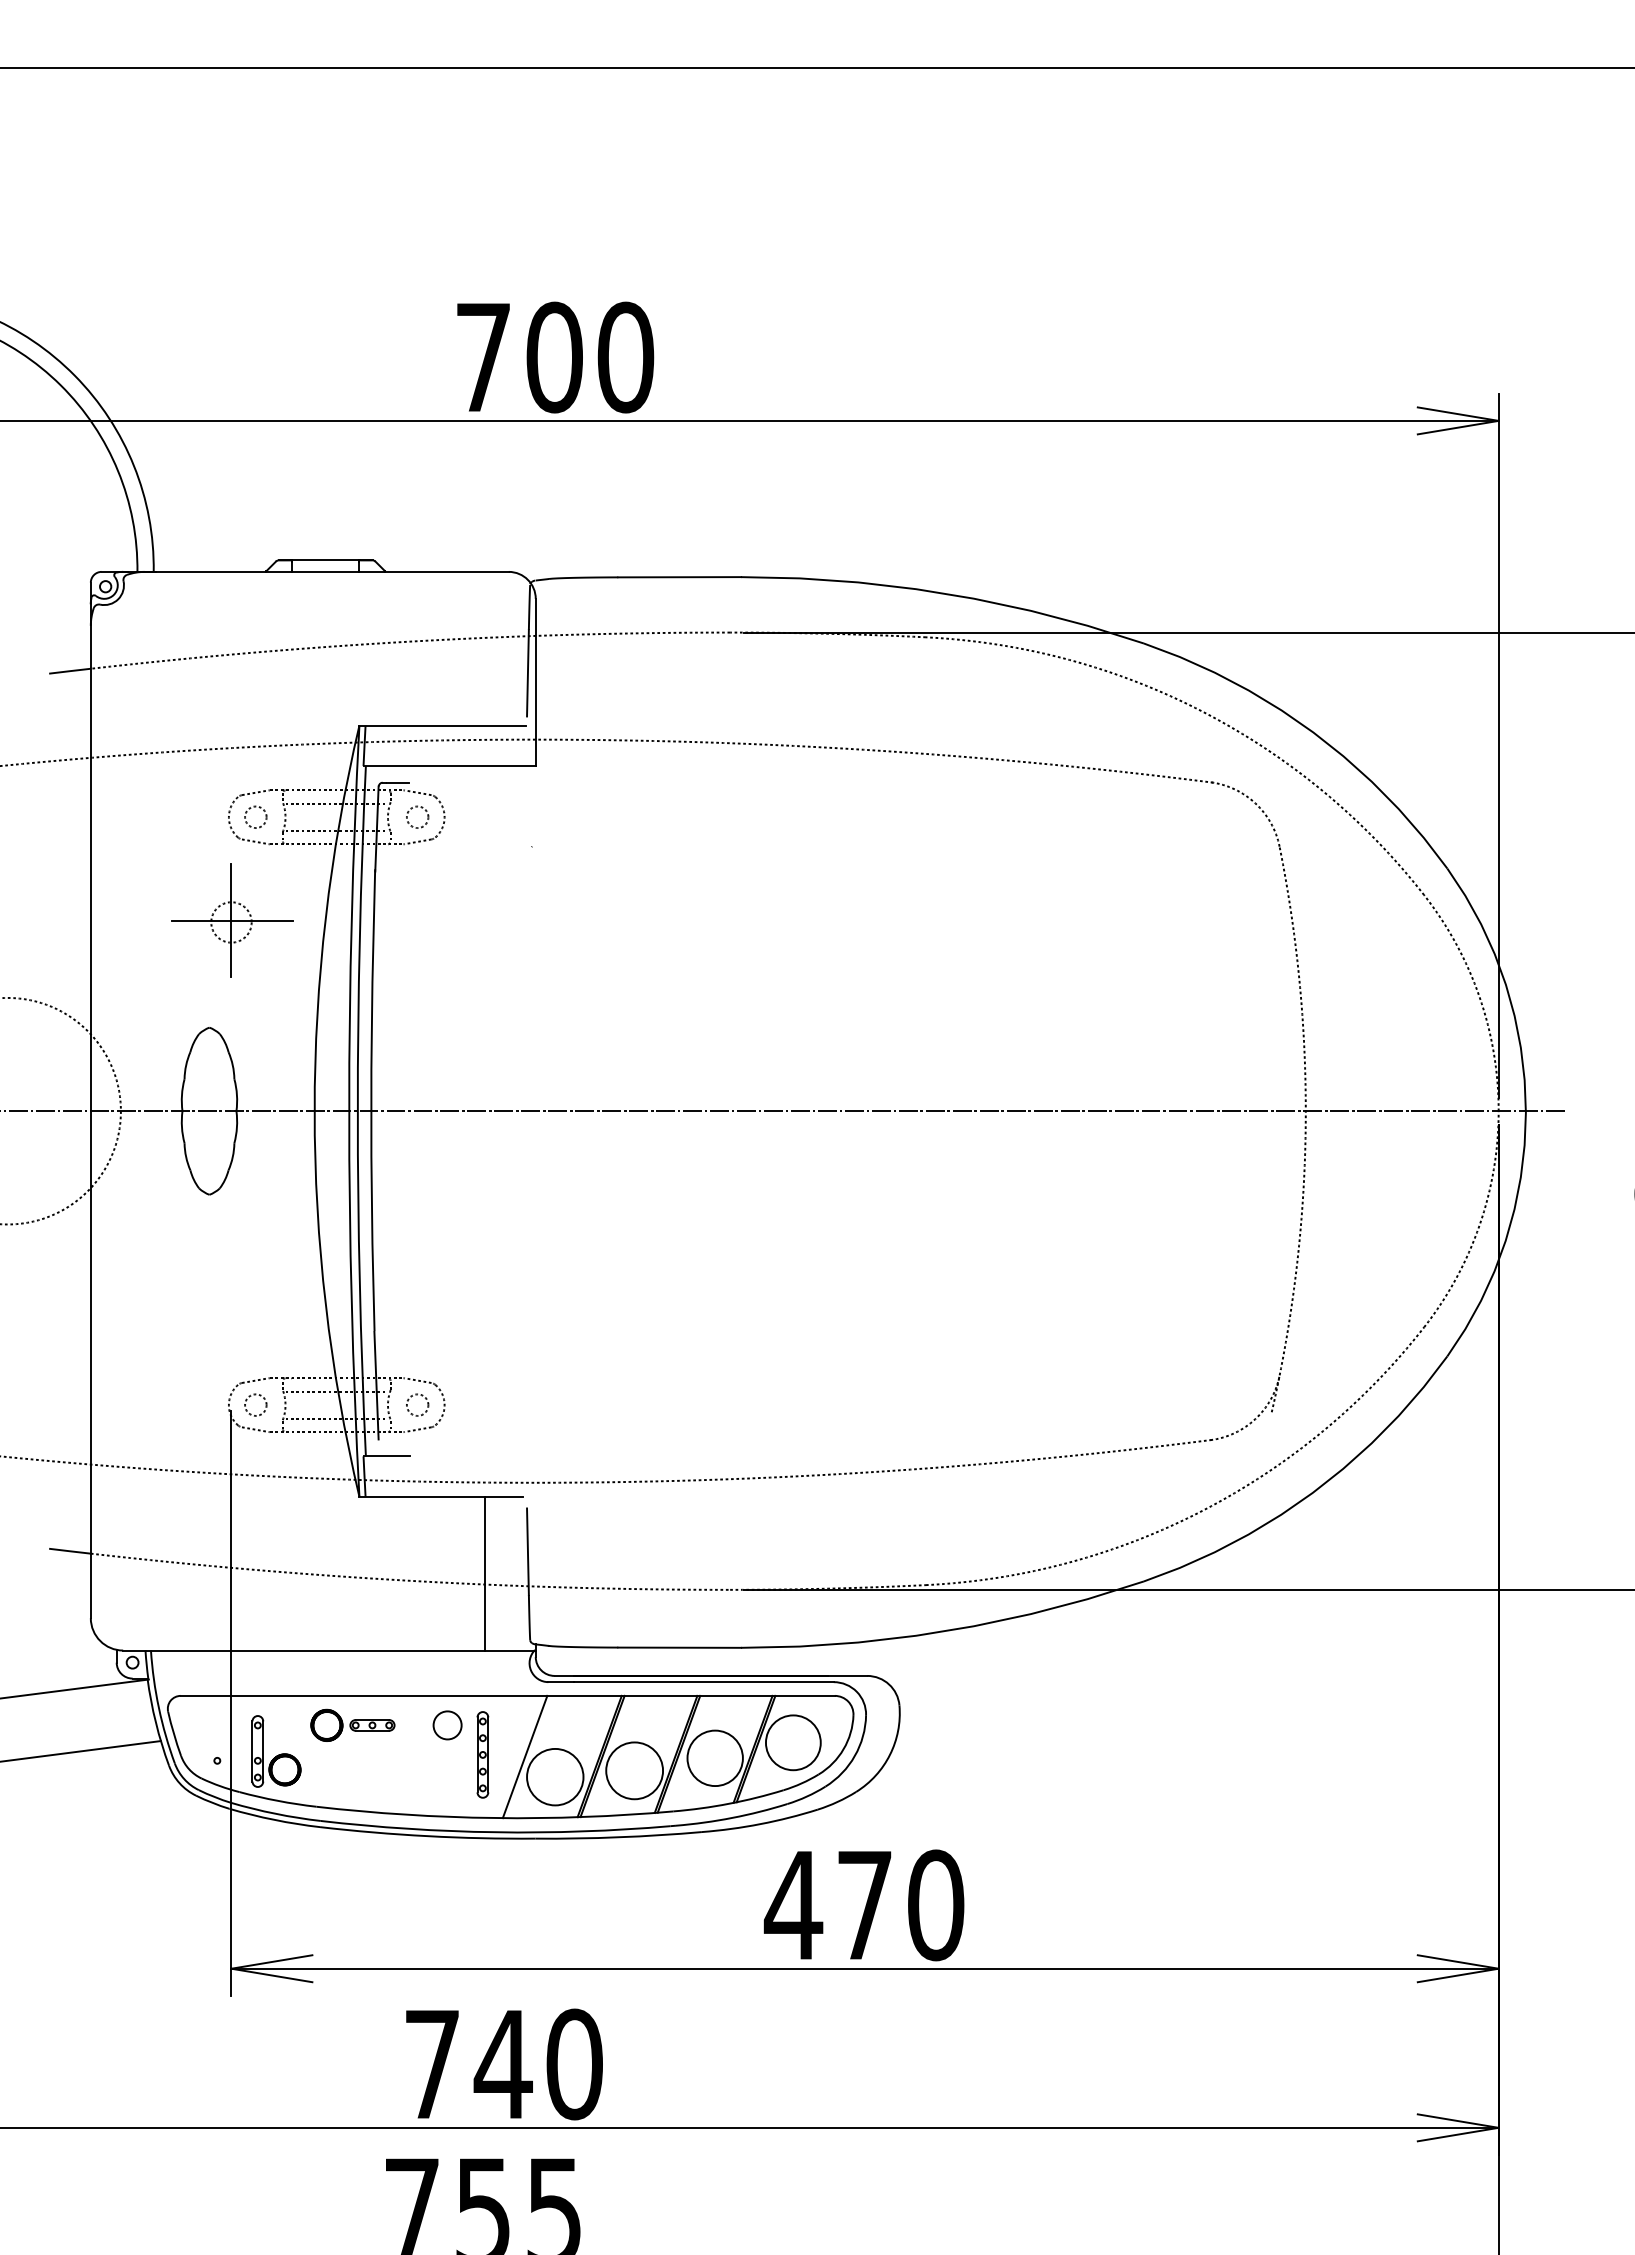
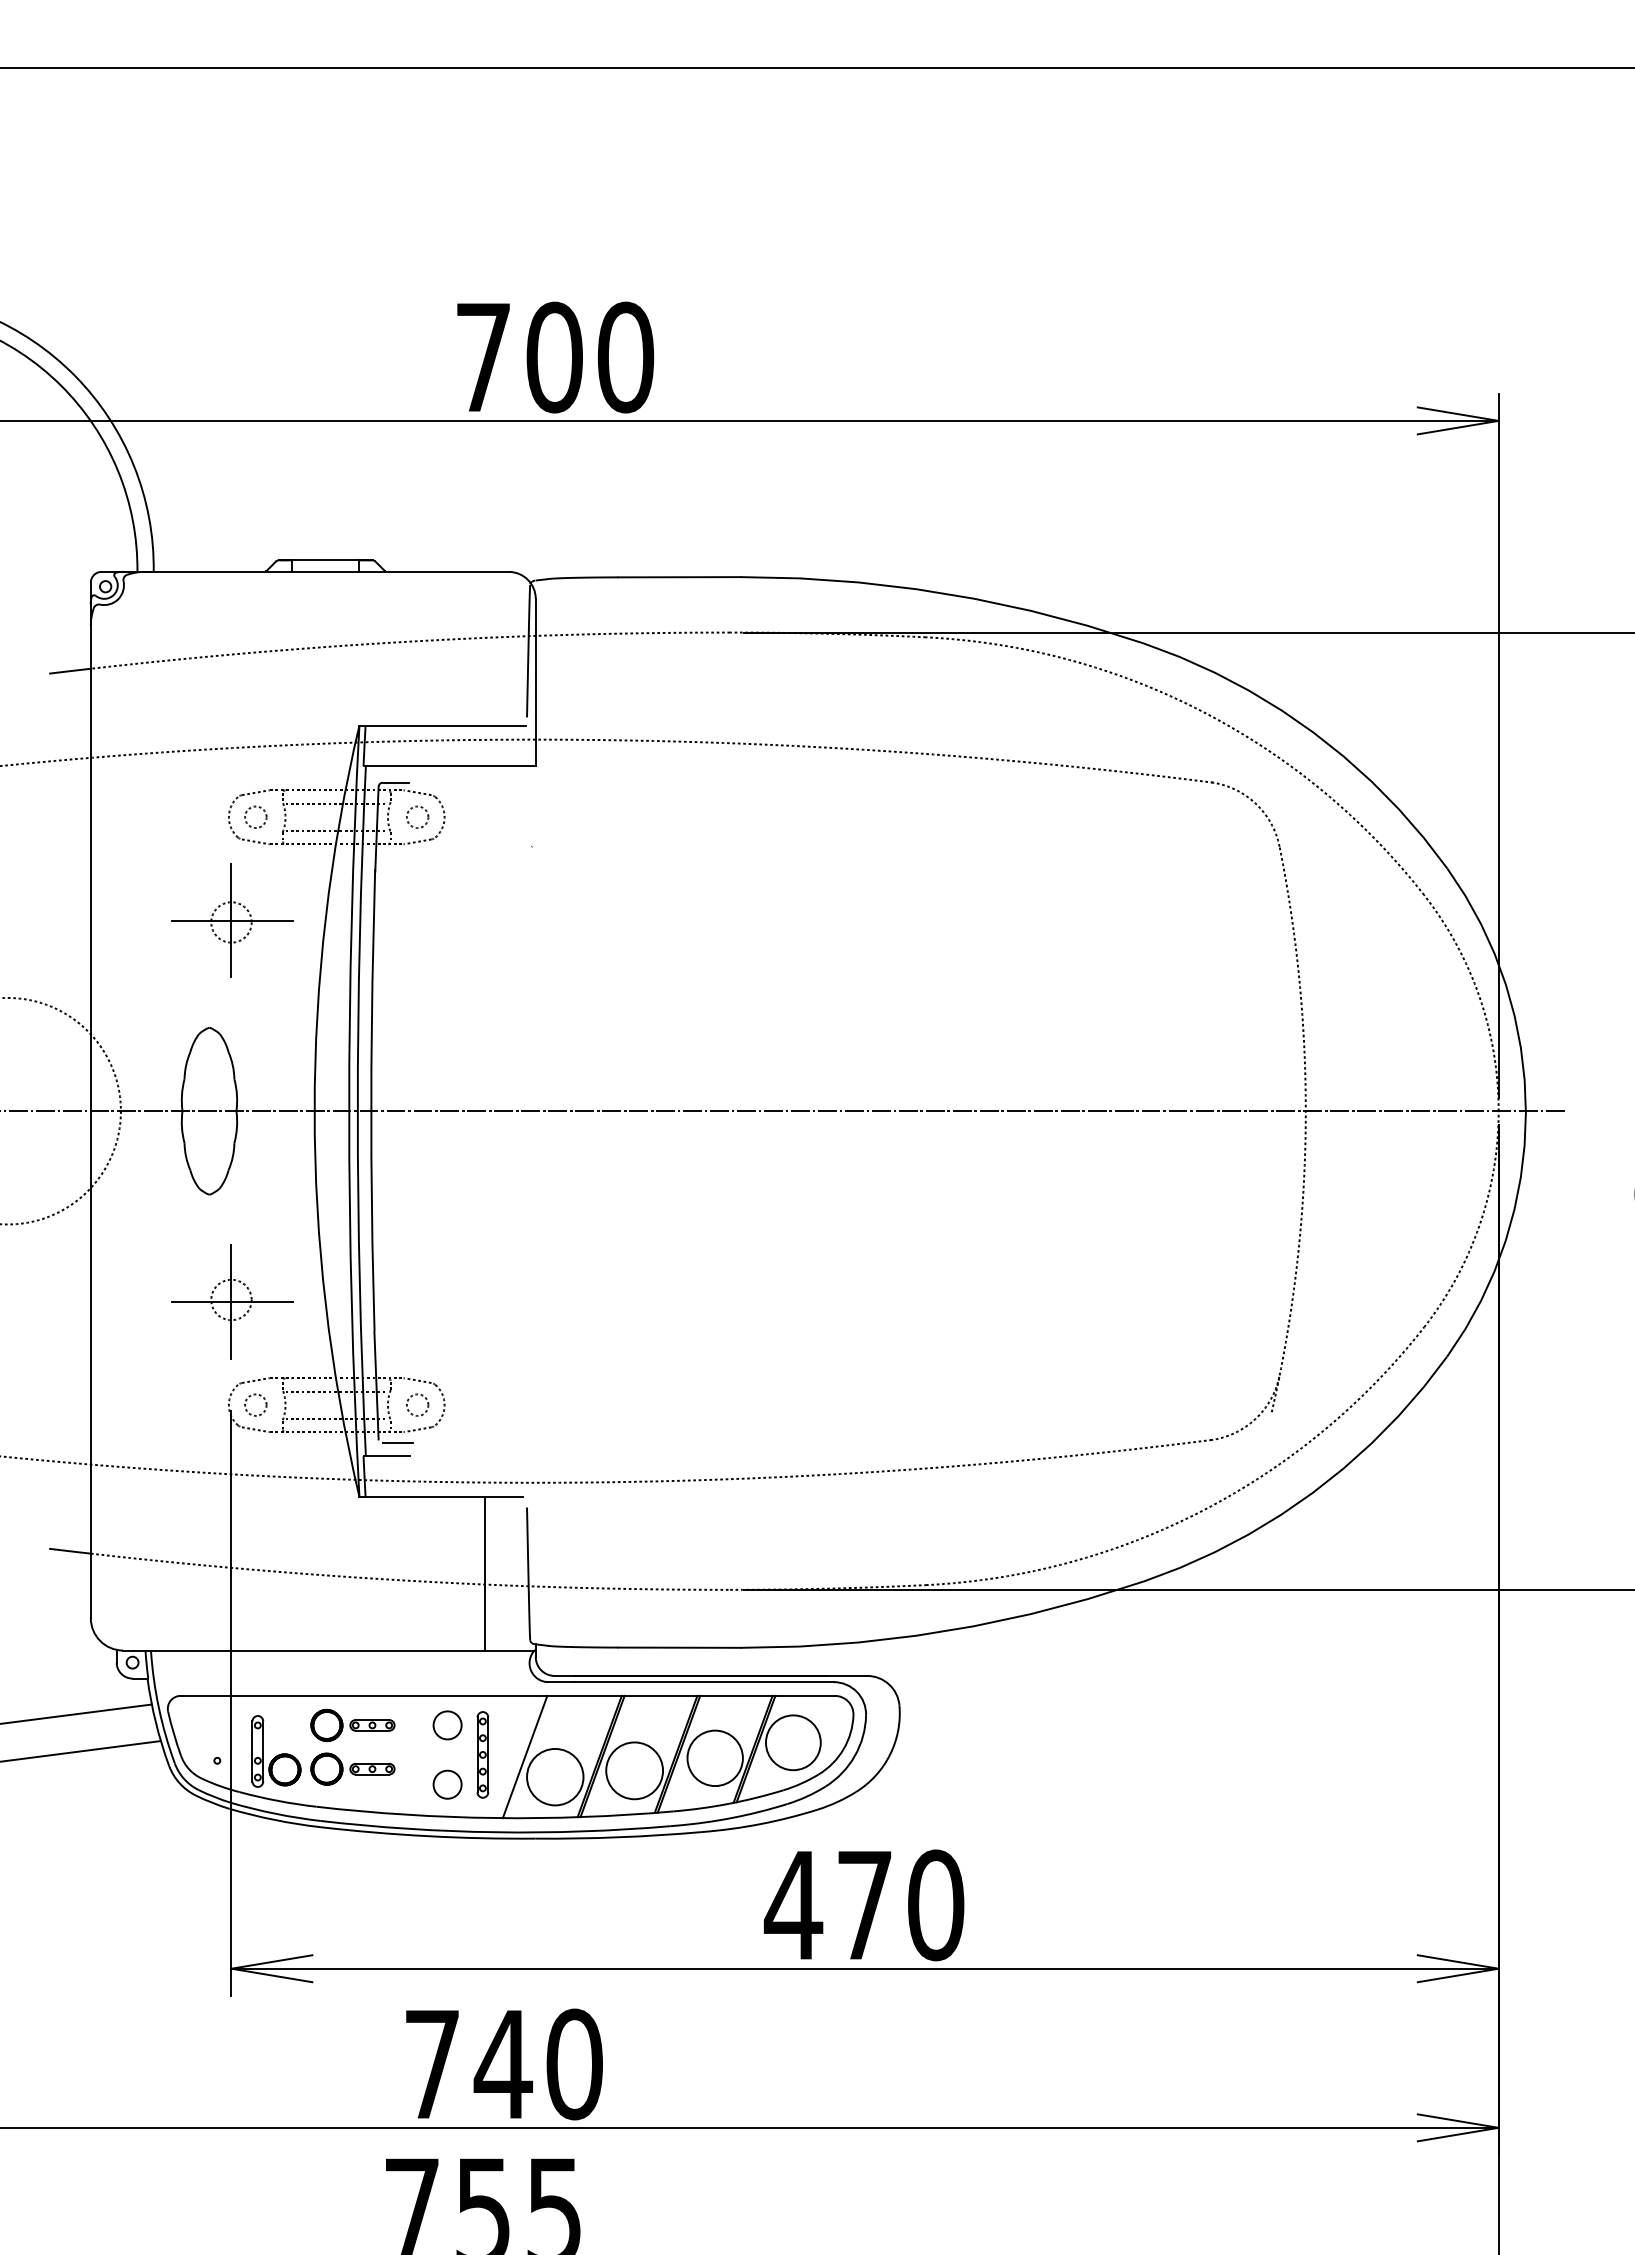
part: none -> present (232, 1301)
line: none -> present (397, 1443)
line position: (75, 1688) -> (76, 1713) (76, 1713)
part: none -> present (352, 1768)
circle: none -> present (447, 1784)
